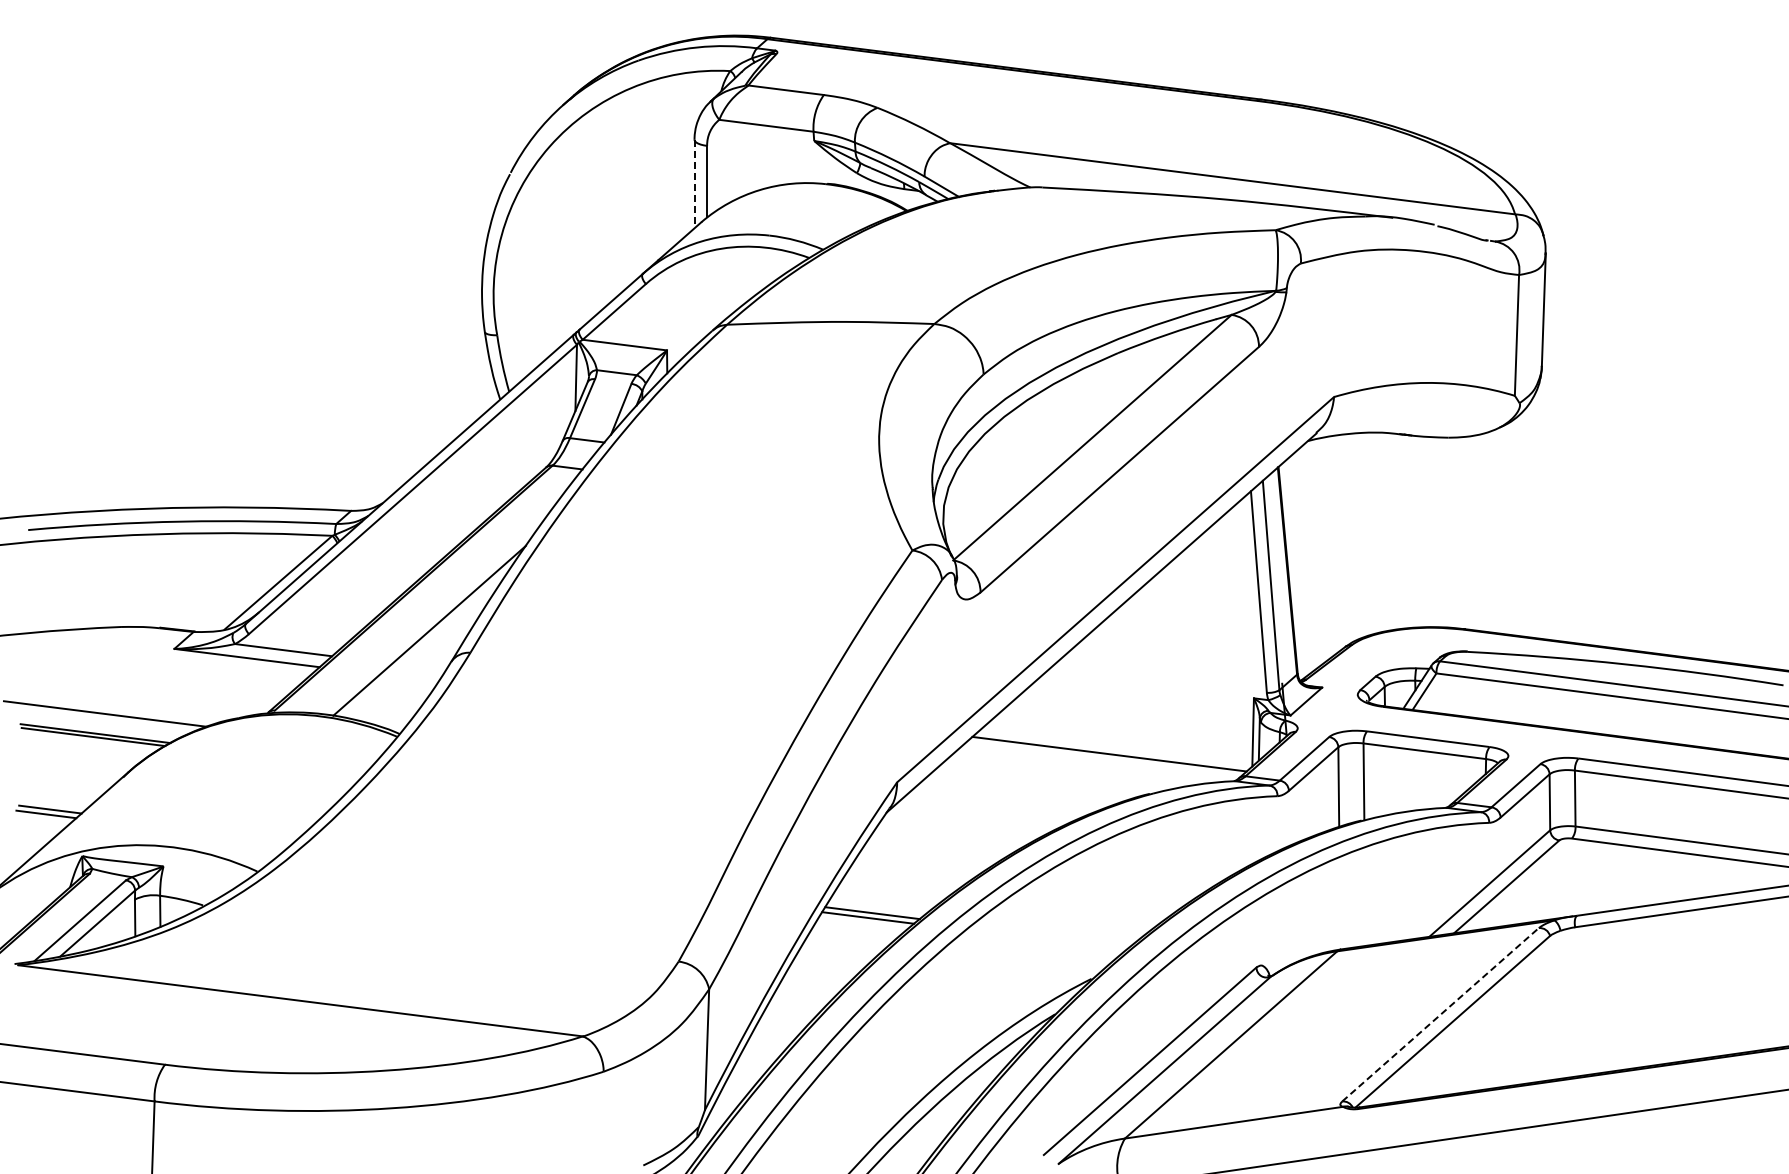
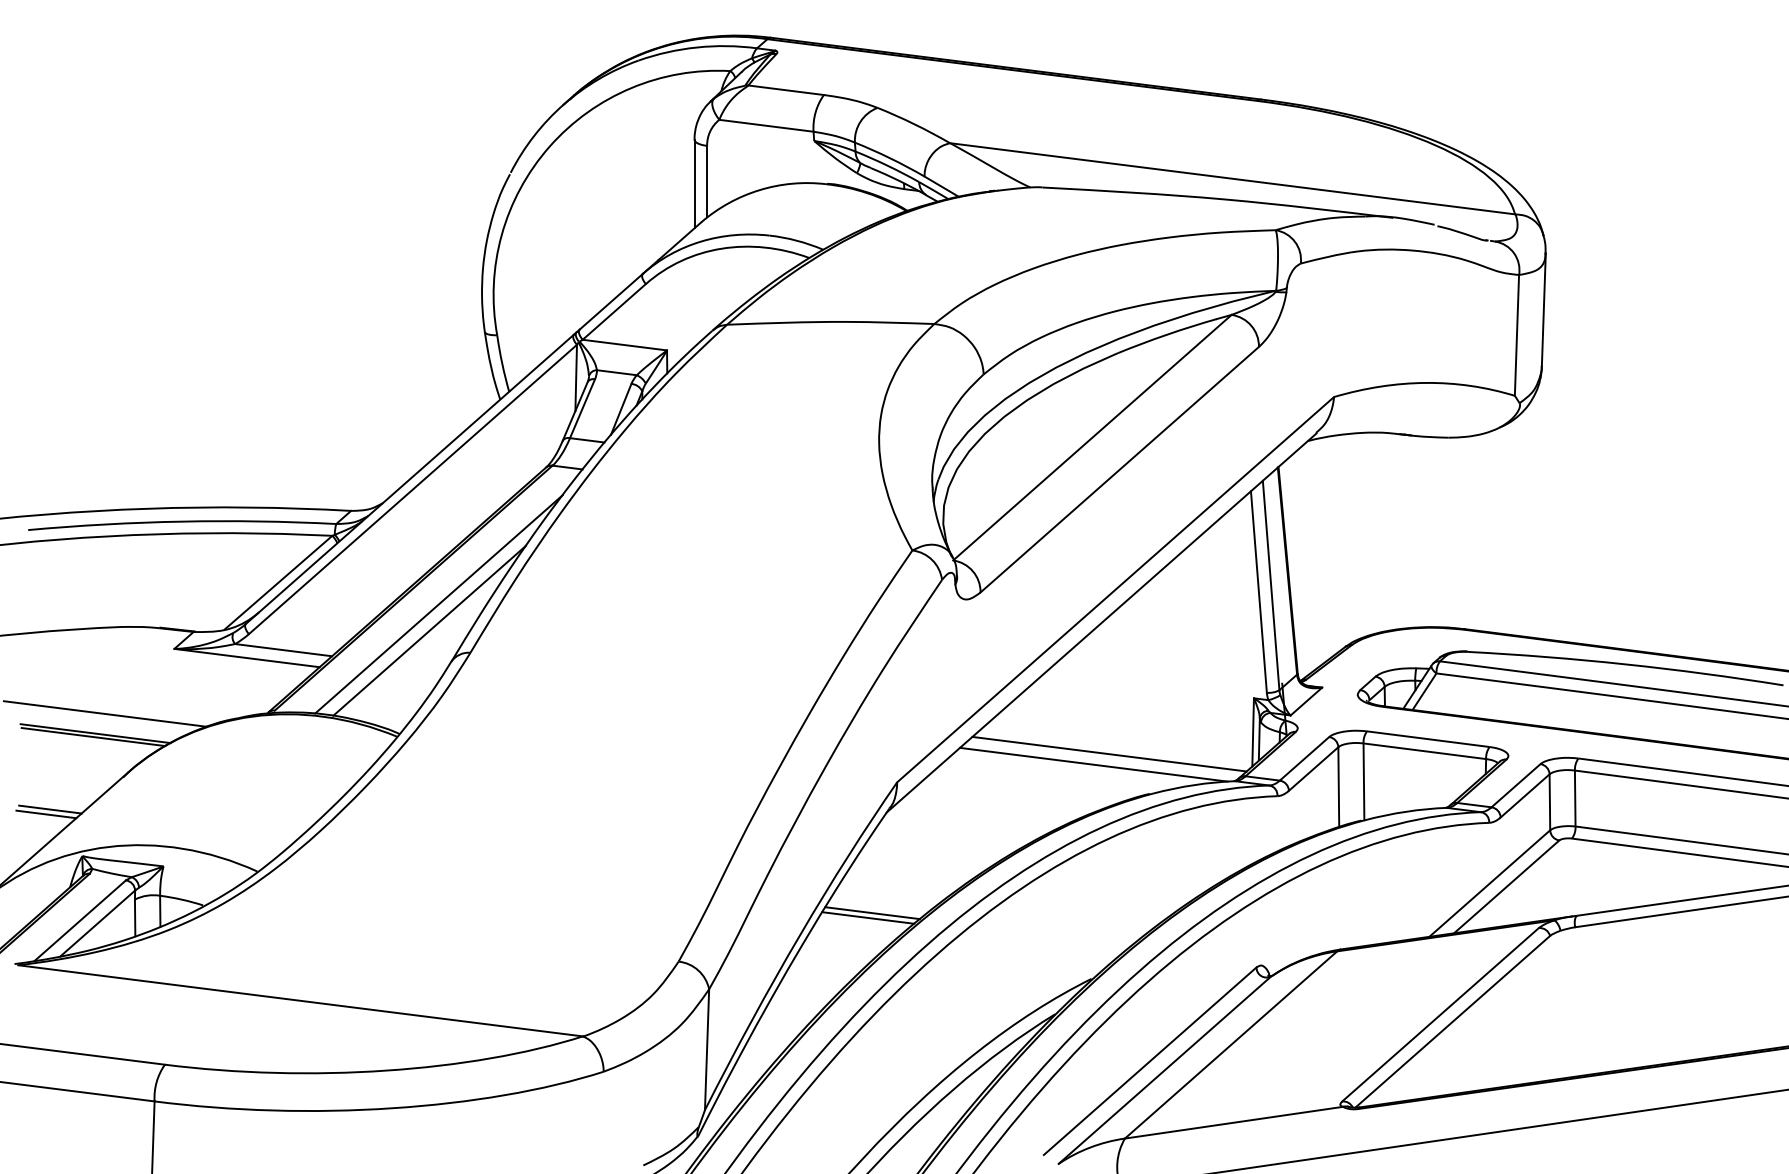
line: dashed -> solid (694, 184)
line: none -> present (438, 604)
line: none -> present (1093, 764)
line: dashed -> solid (1440, 1014)
